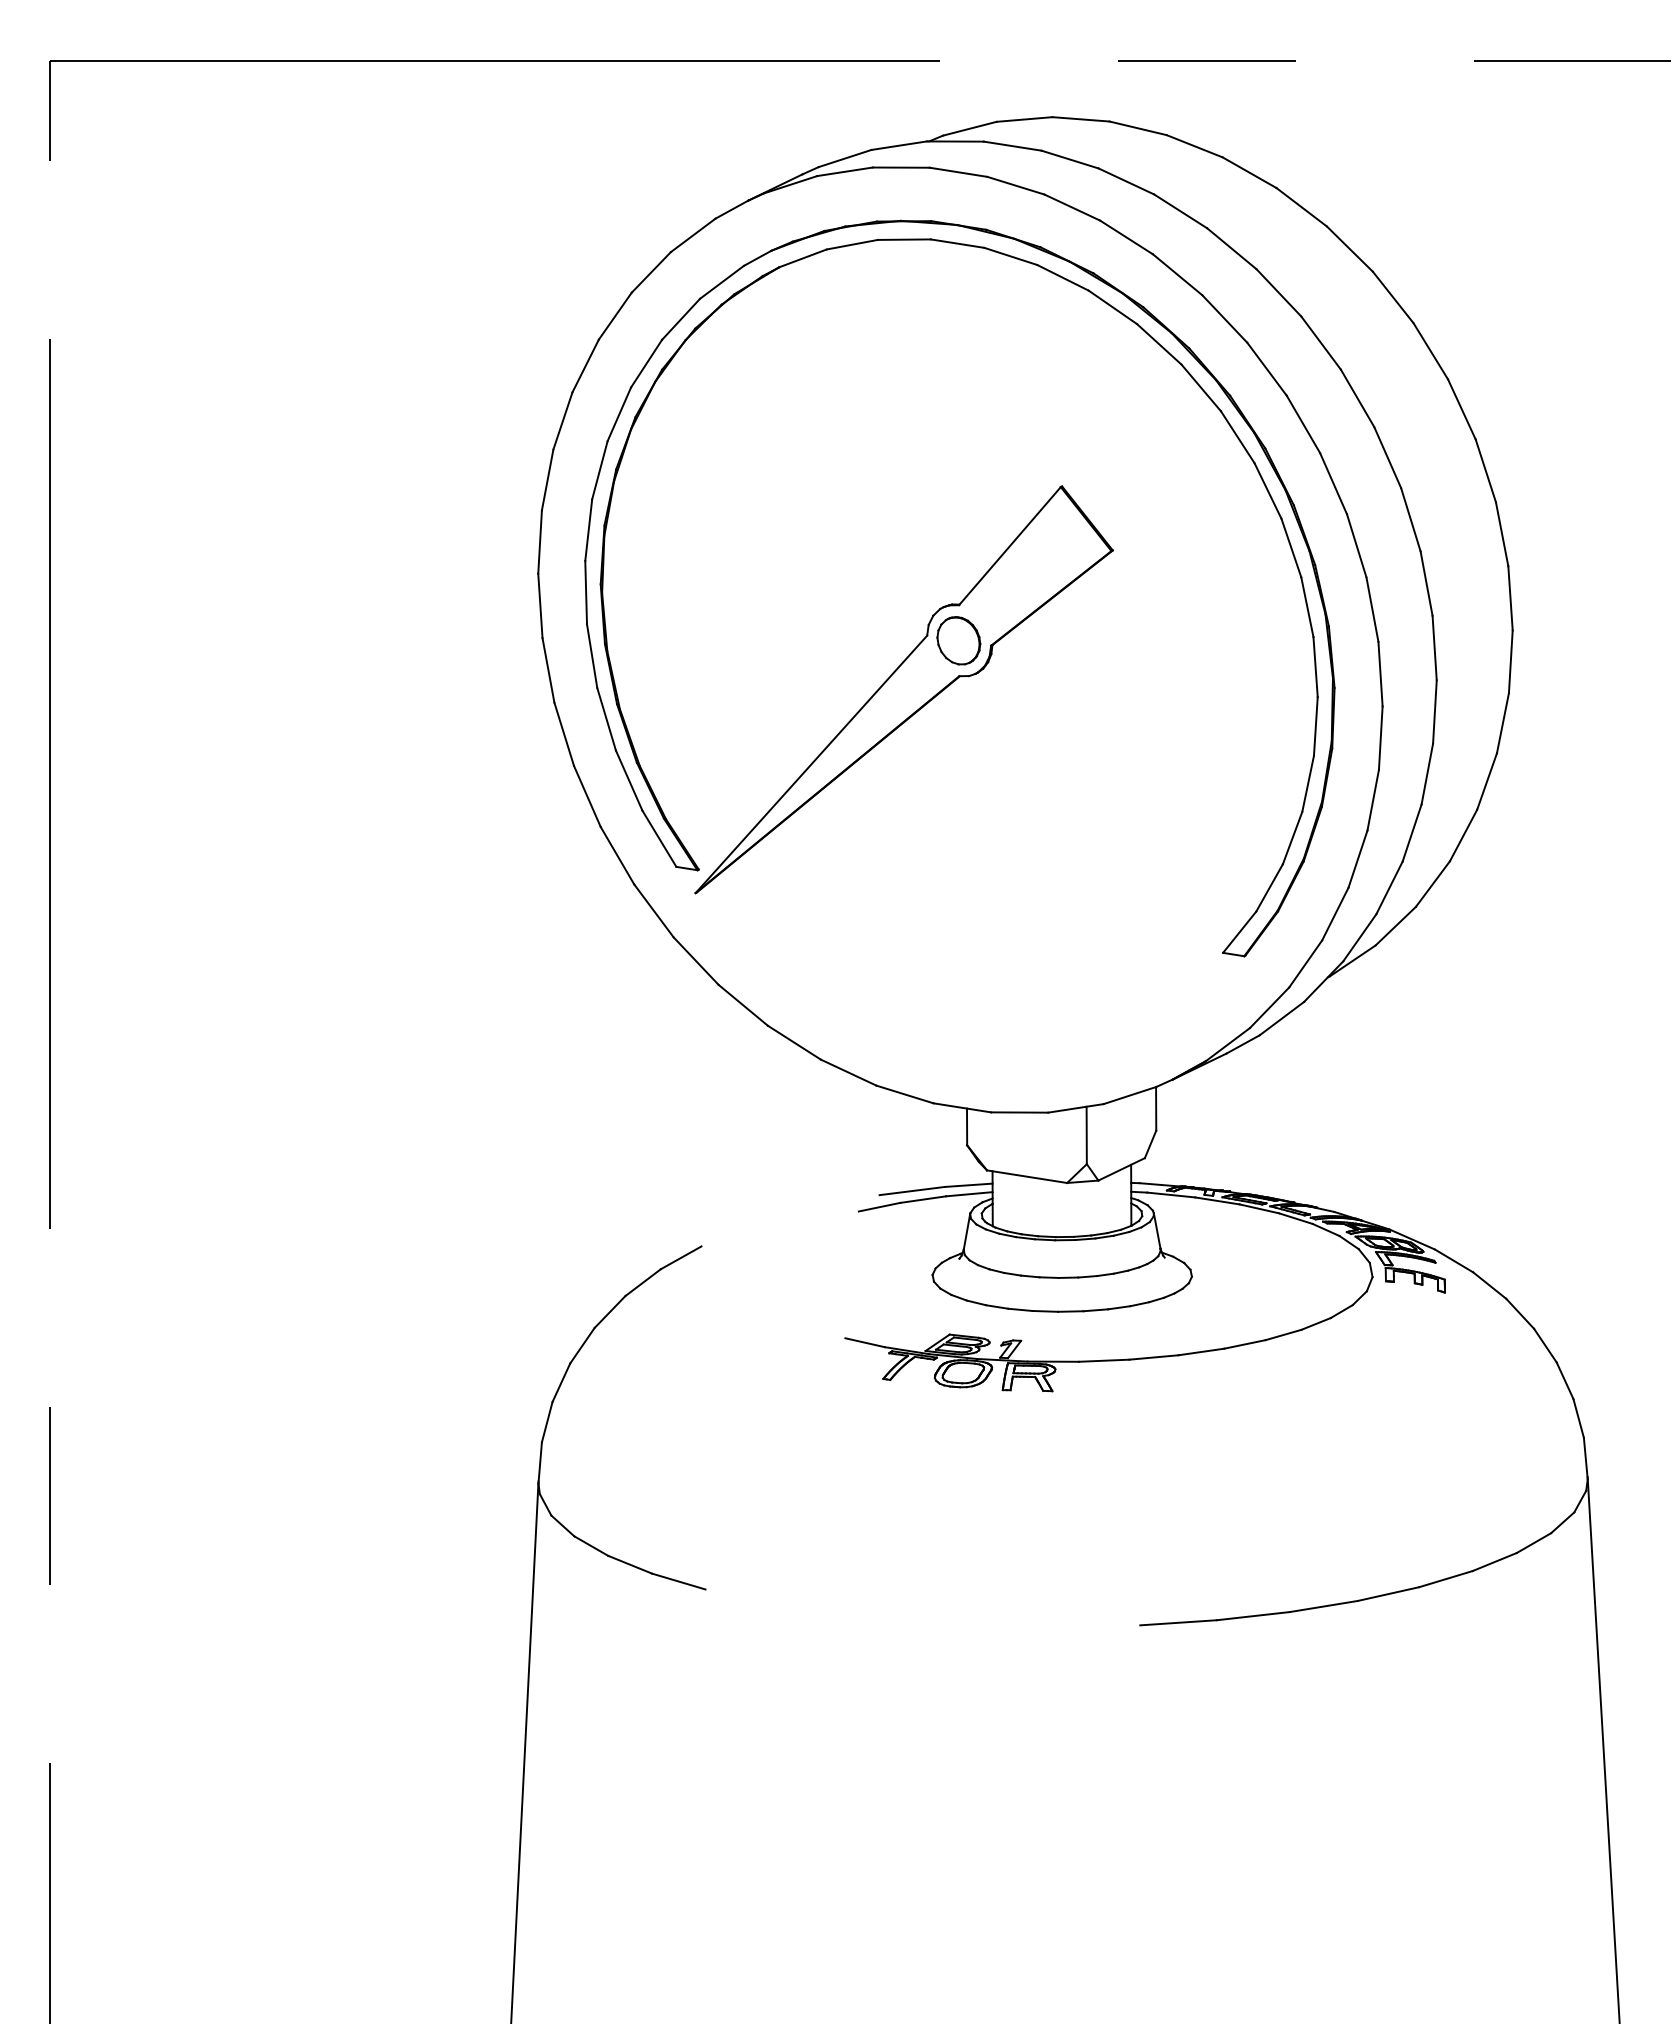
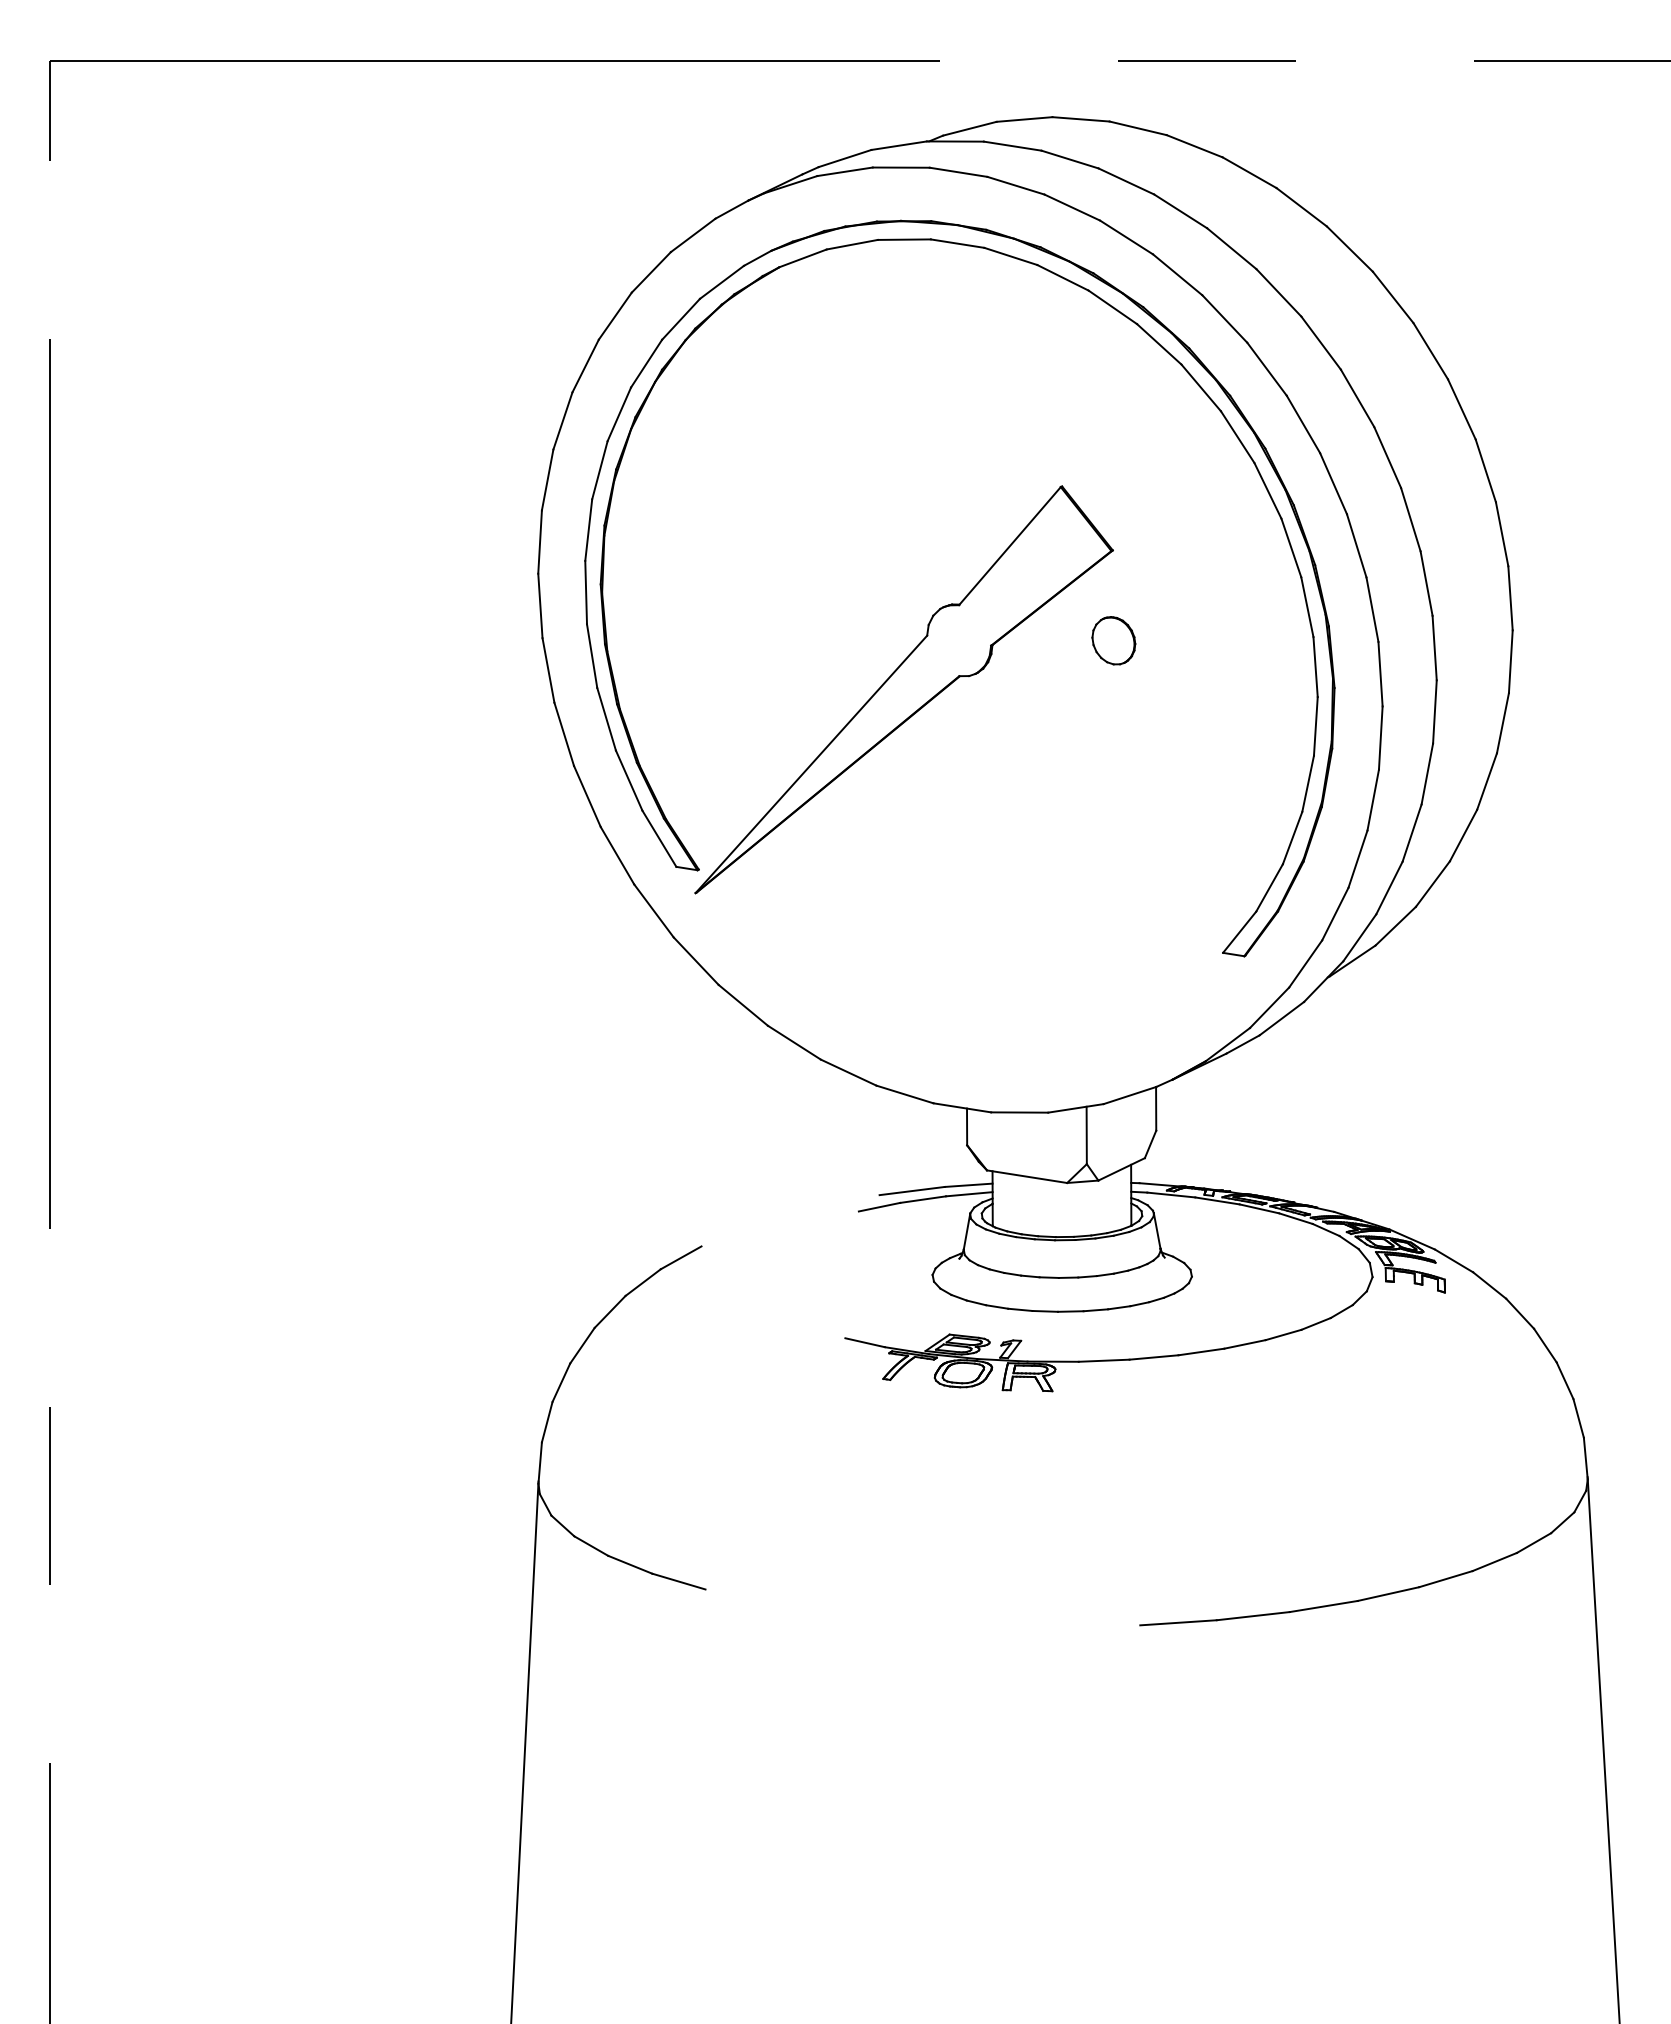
part position: (958, 640) -> (1113, 640) (1113, 640)
